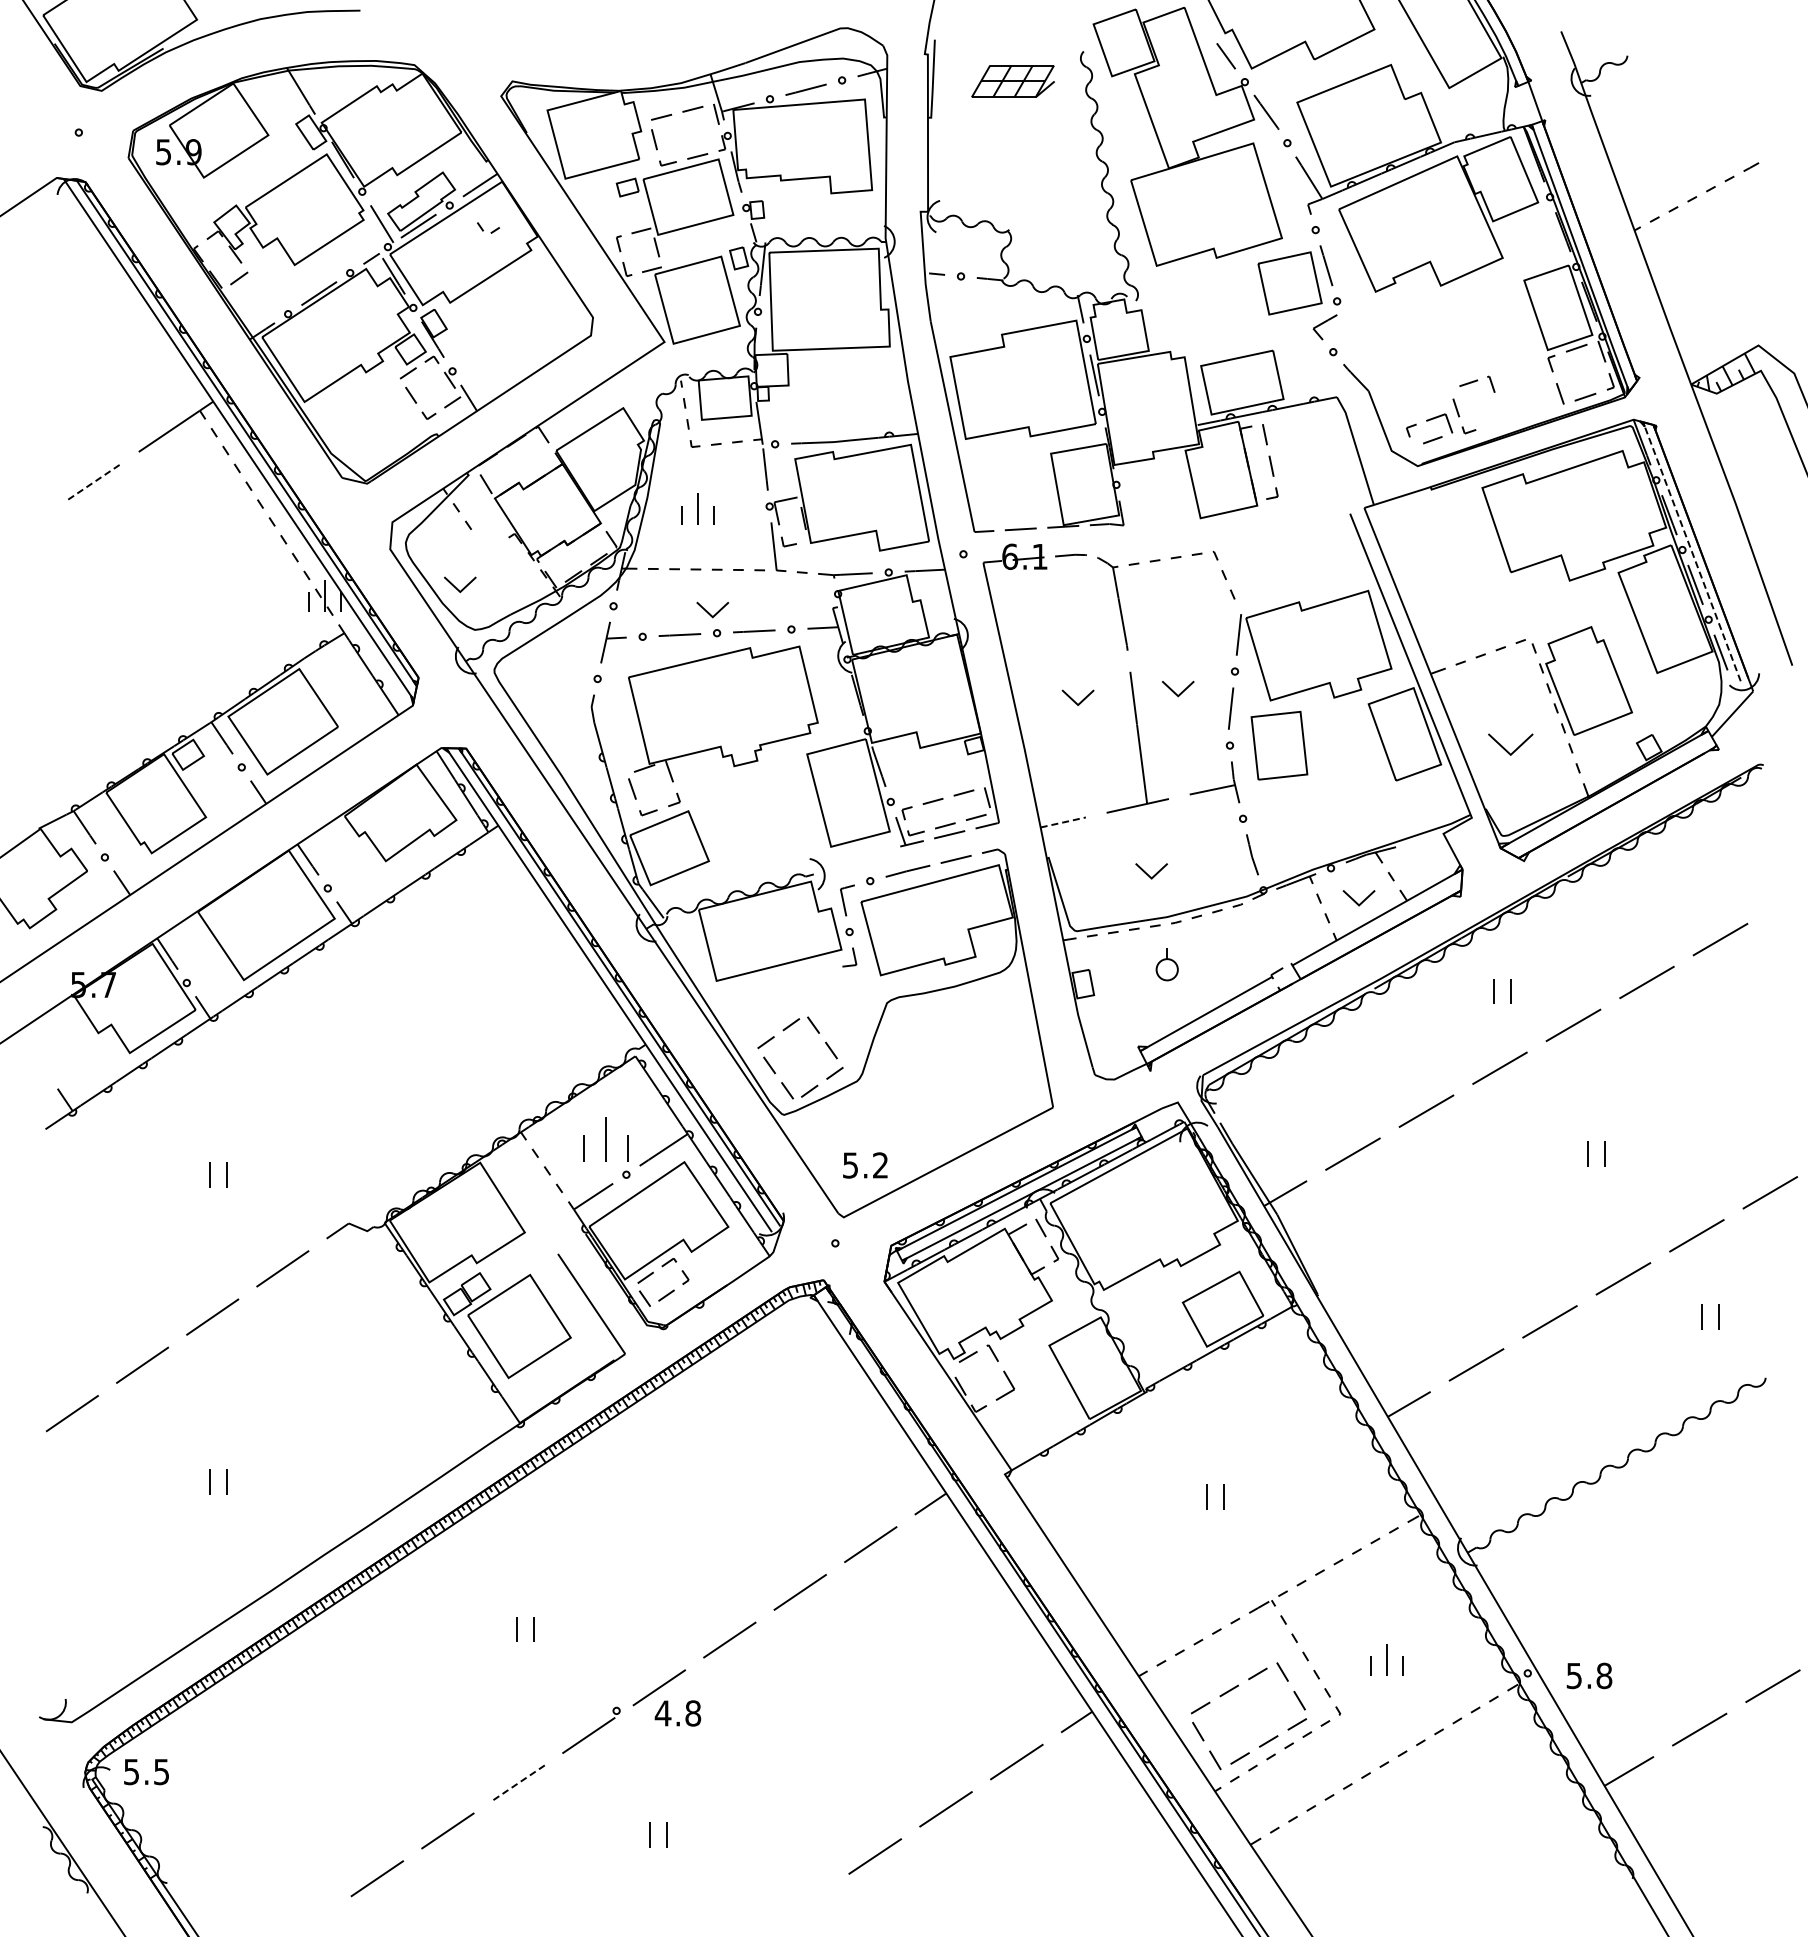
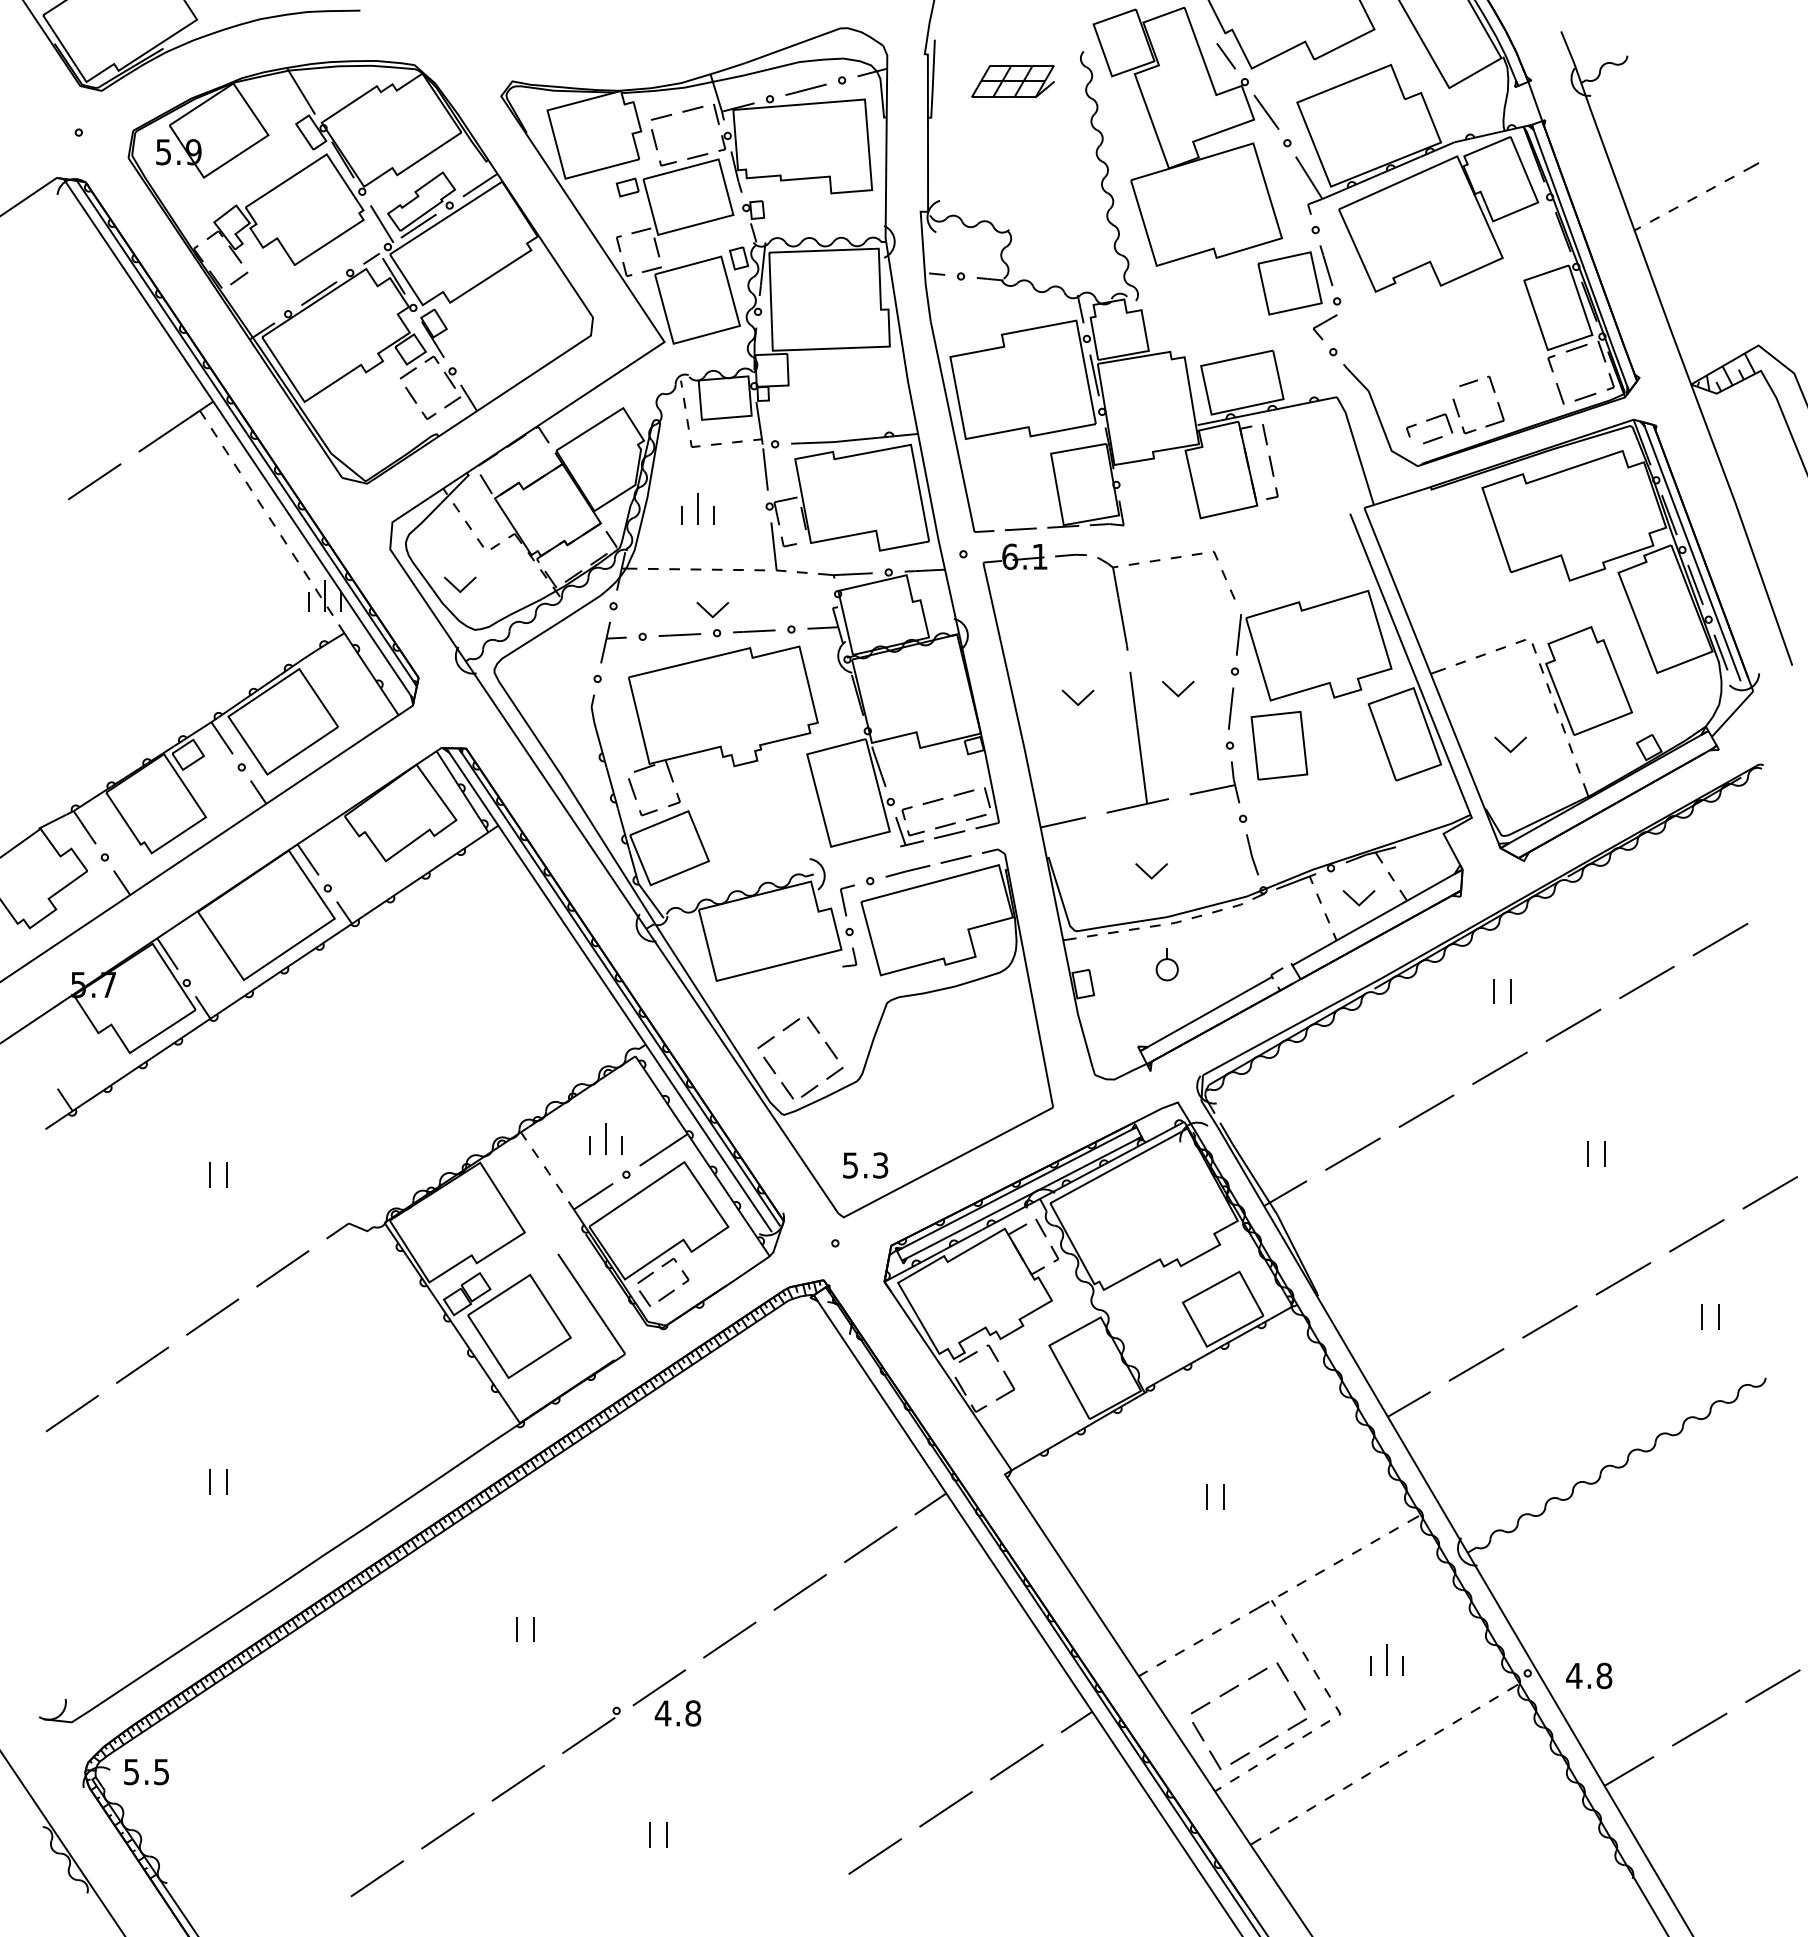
part position: (488, 227) -> (488, 543) (488, 543)
part: none -> present (1500, 413)
line: dashed -> solid (94, 481)
line: dashed -> solid (1691, 551)
part size: 46x23 px -> 33x18 px (1510, 744)
line: dashed -> solid (1063, 822)
part size: 46x45 px -> 34x32 px (605, 1138)
text: 5.2 -> 5.3 (880, 1165)
text: 5.8 -> 4.8 (1574, 1676)
line: dashed -> solid (518, 1783)
